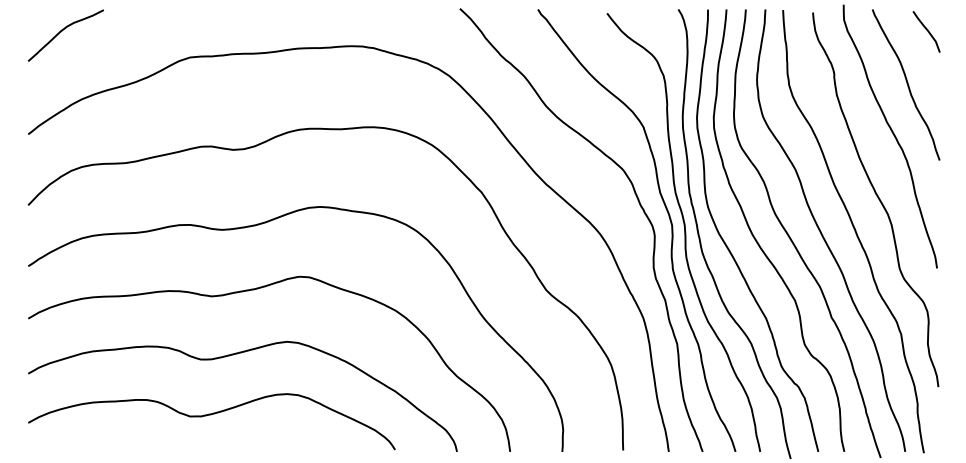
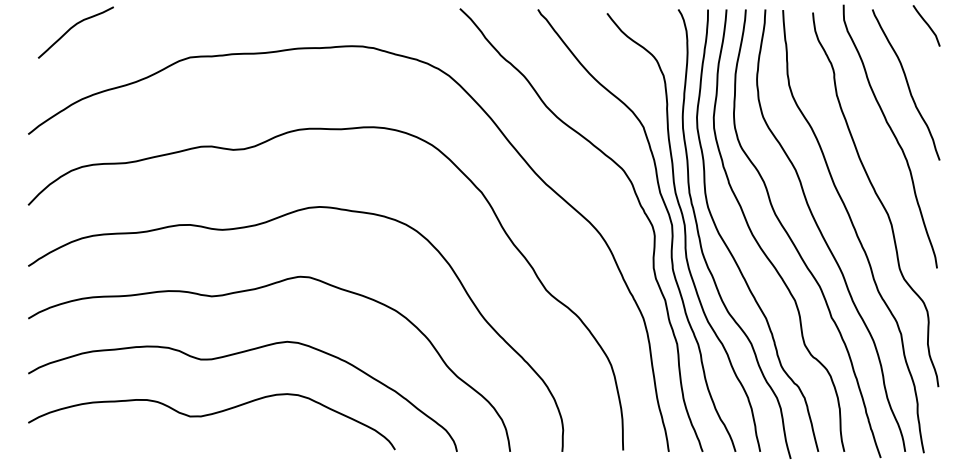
curve position: (926, 30) -> (926, 24) (926, 24)
curve position: (62, 31) -> (72, 28) (72, 28)
